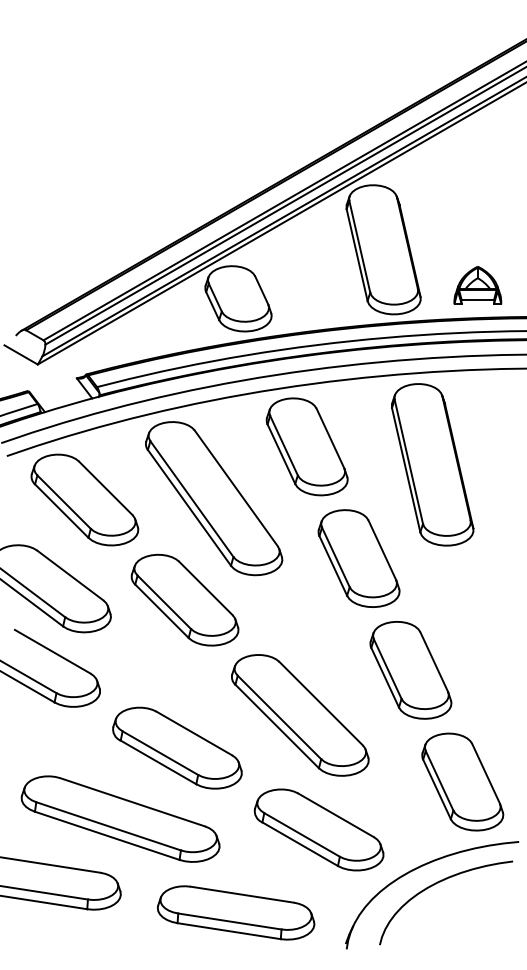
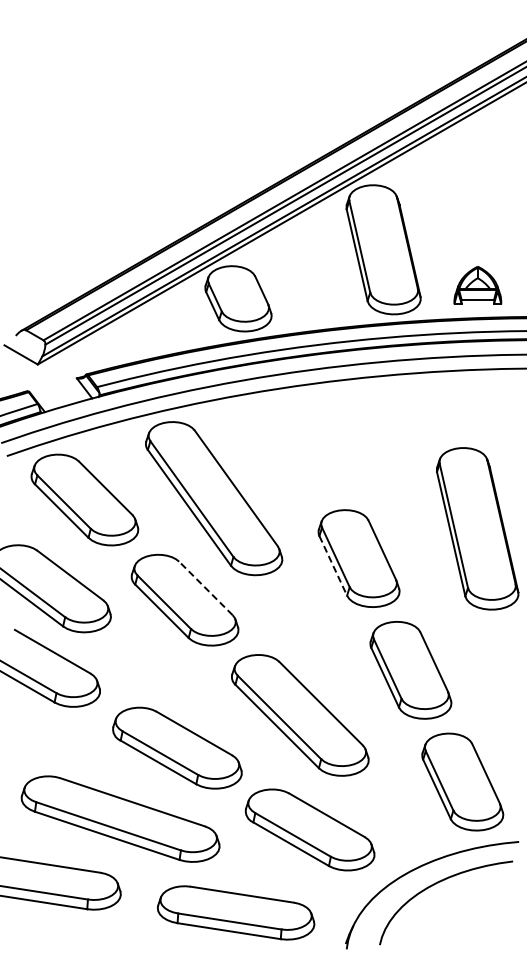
part: present -> none (306, 446)
part position: (432, 464) -> (477, 528) (477, 528)
line: solid -> dashed (333, 565)
line: solid -> dashed (205, 588)
part position: (318, 829) -> (309, 829) (309, 829)
